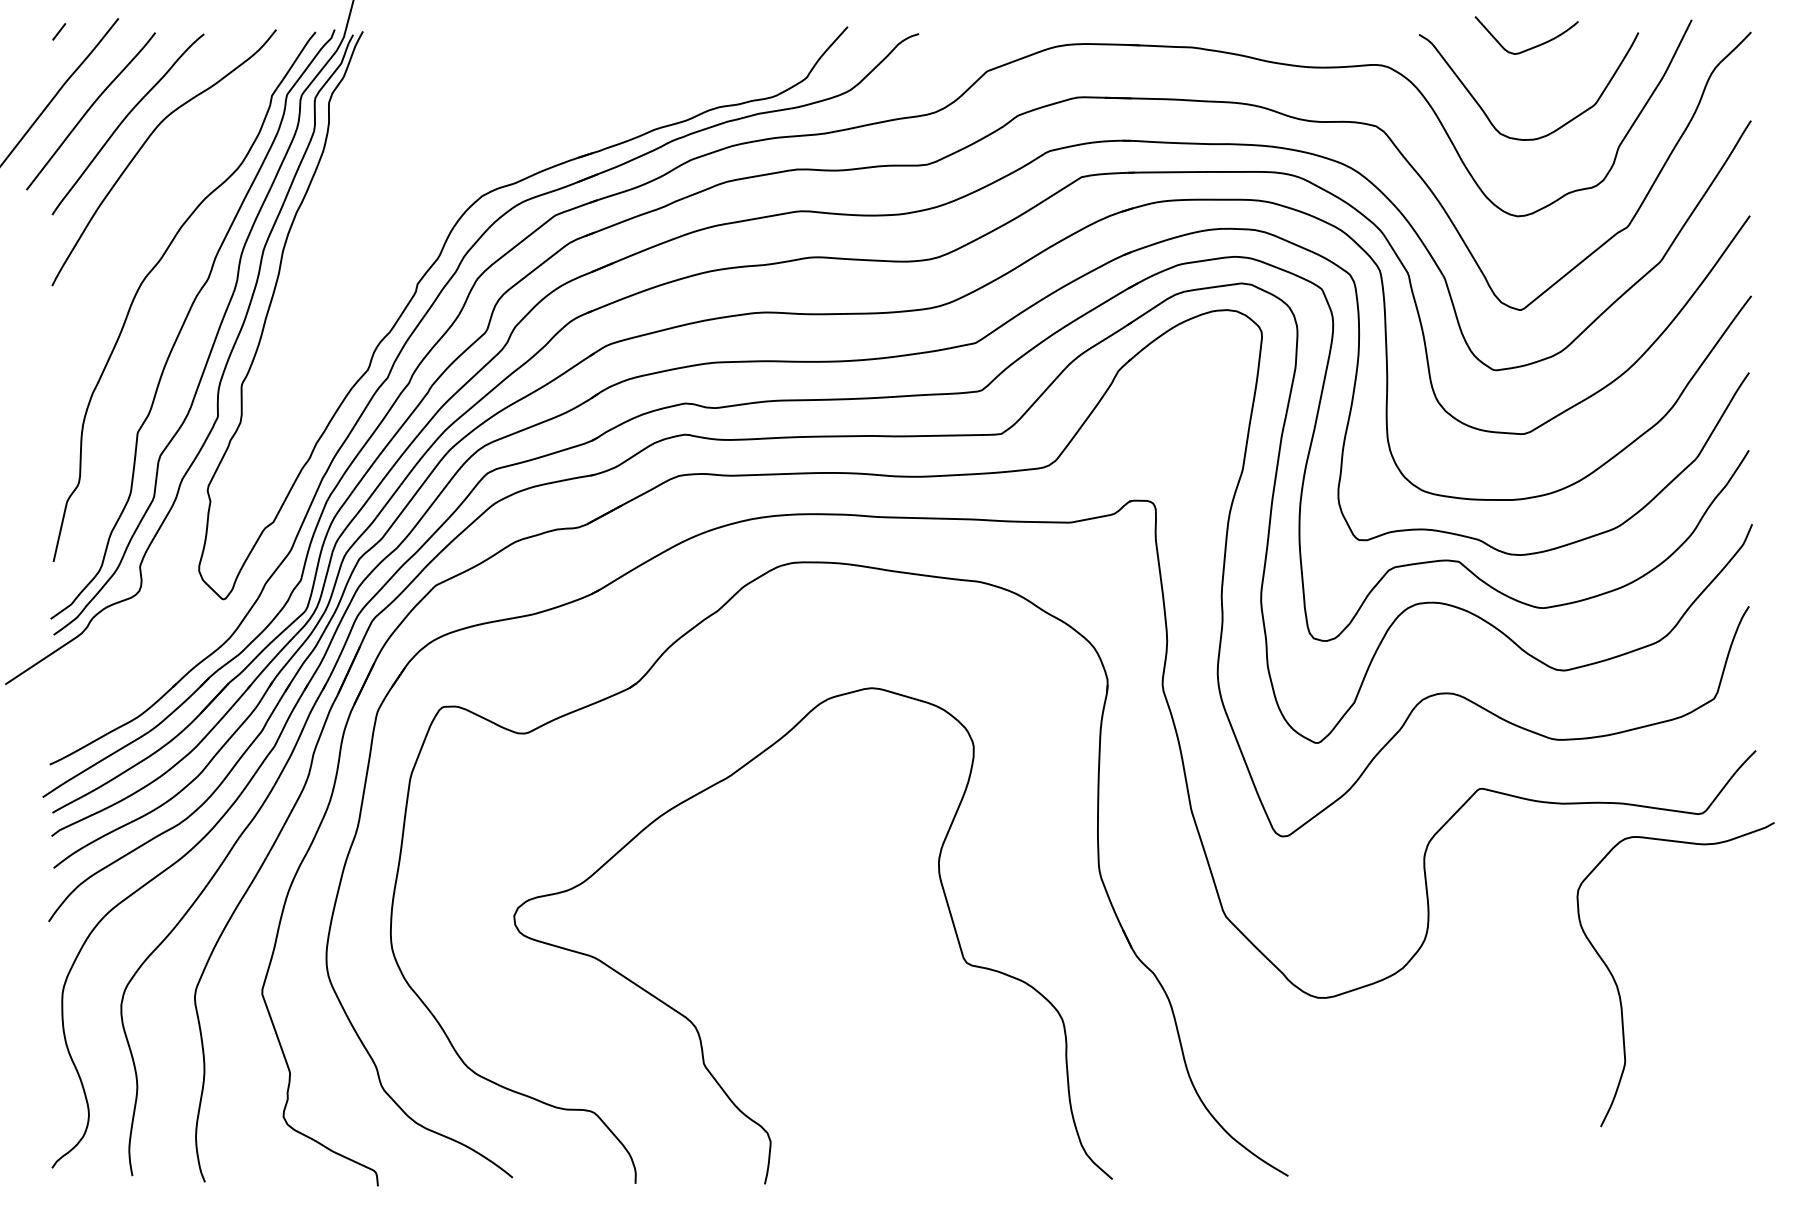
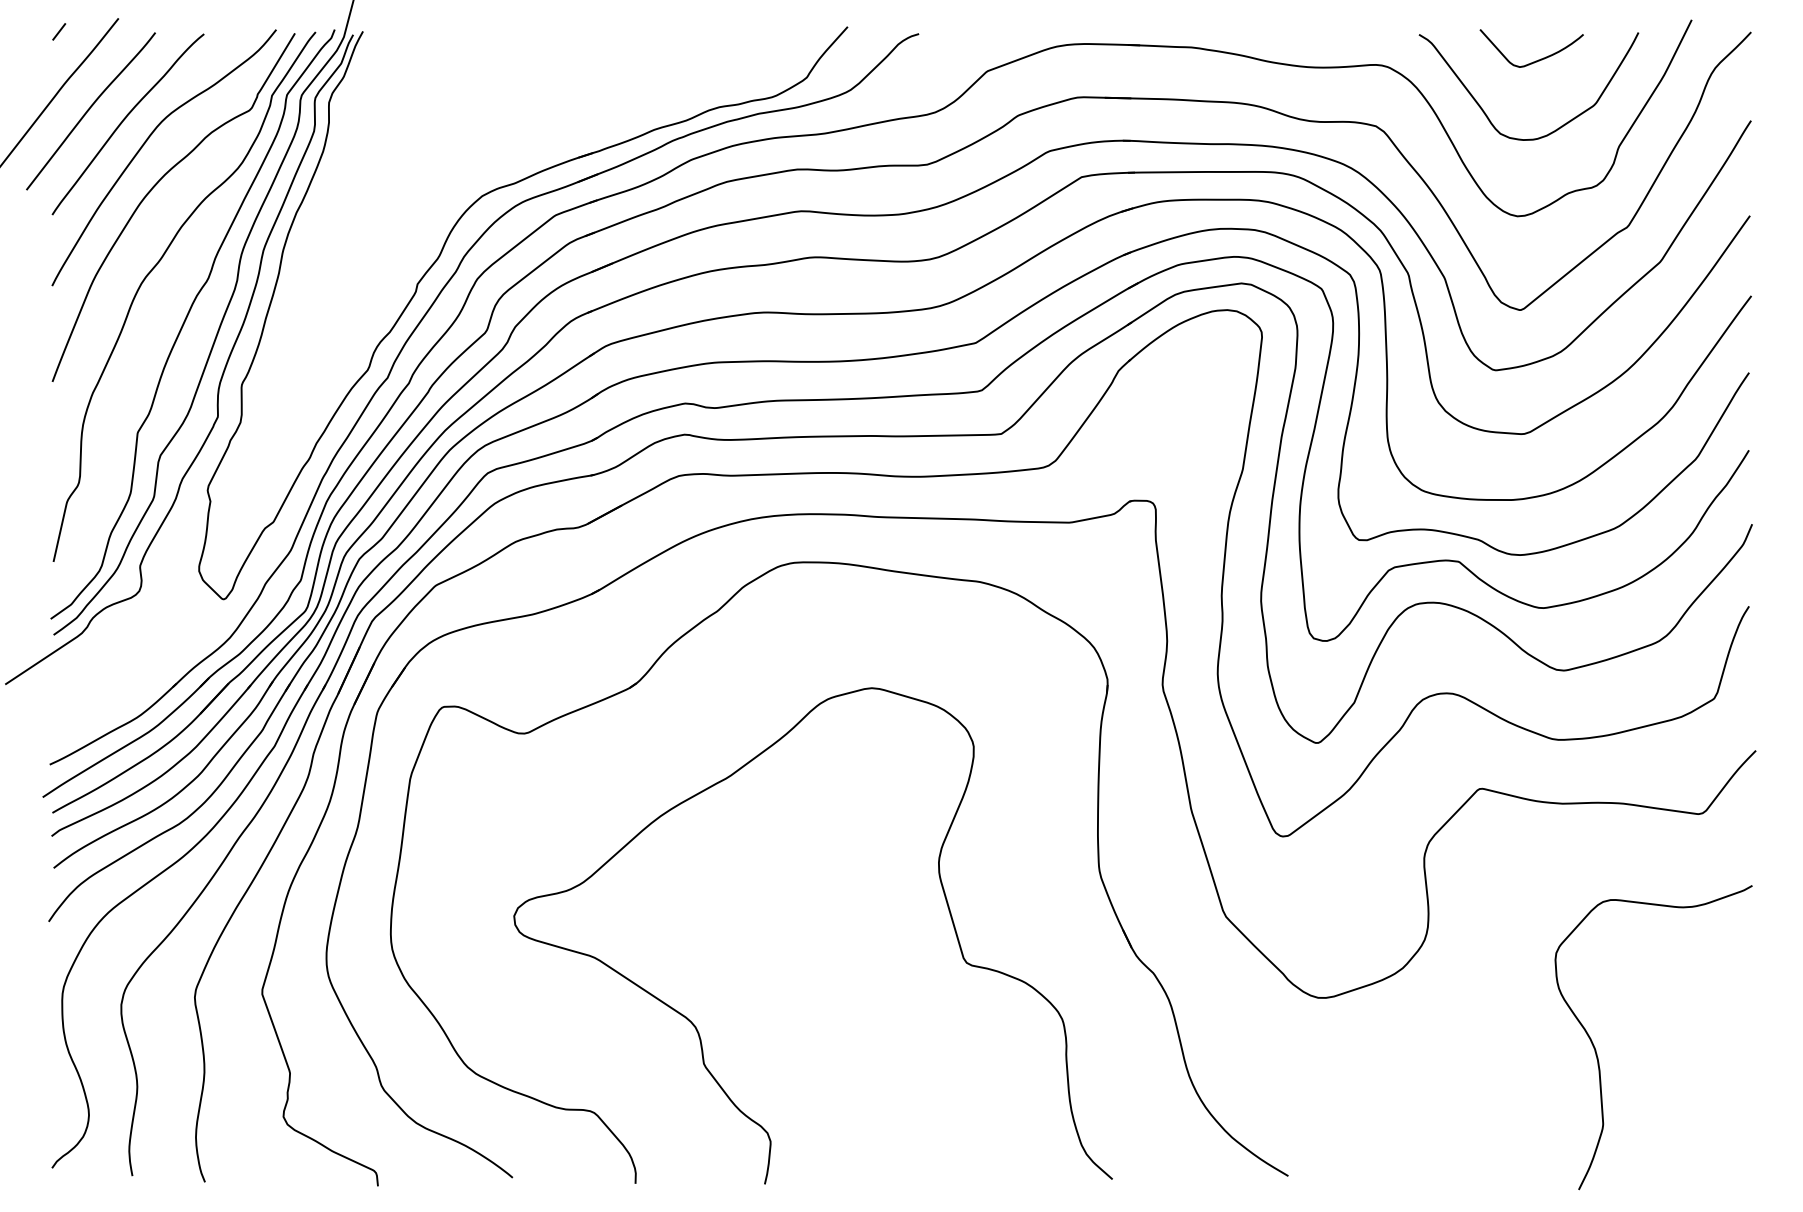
curve position: (1530, 47) -> (1535, 60) (1535, 60)
curve: none -> present (151, 191)
curve position: (1619, 990) -> (1597, 1053) (1597, 1053)
